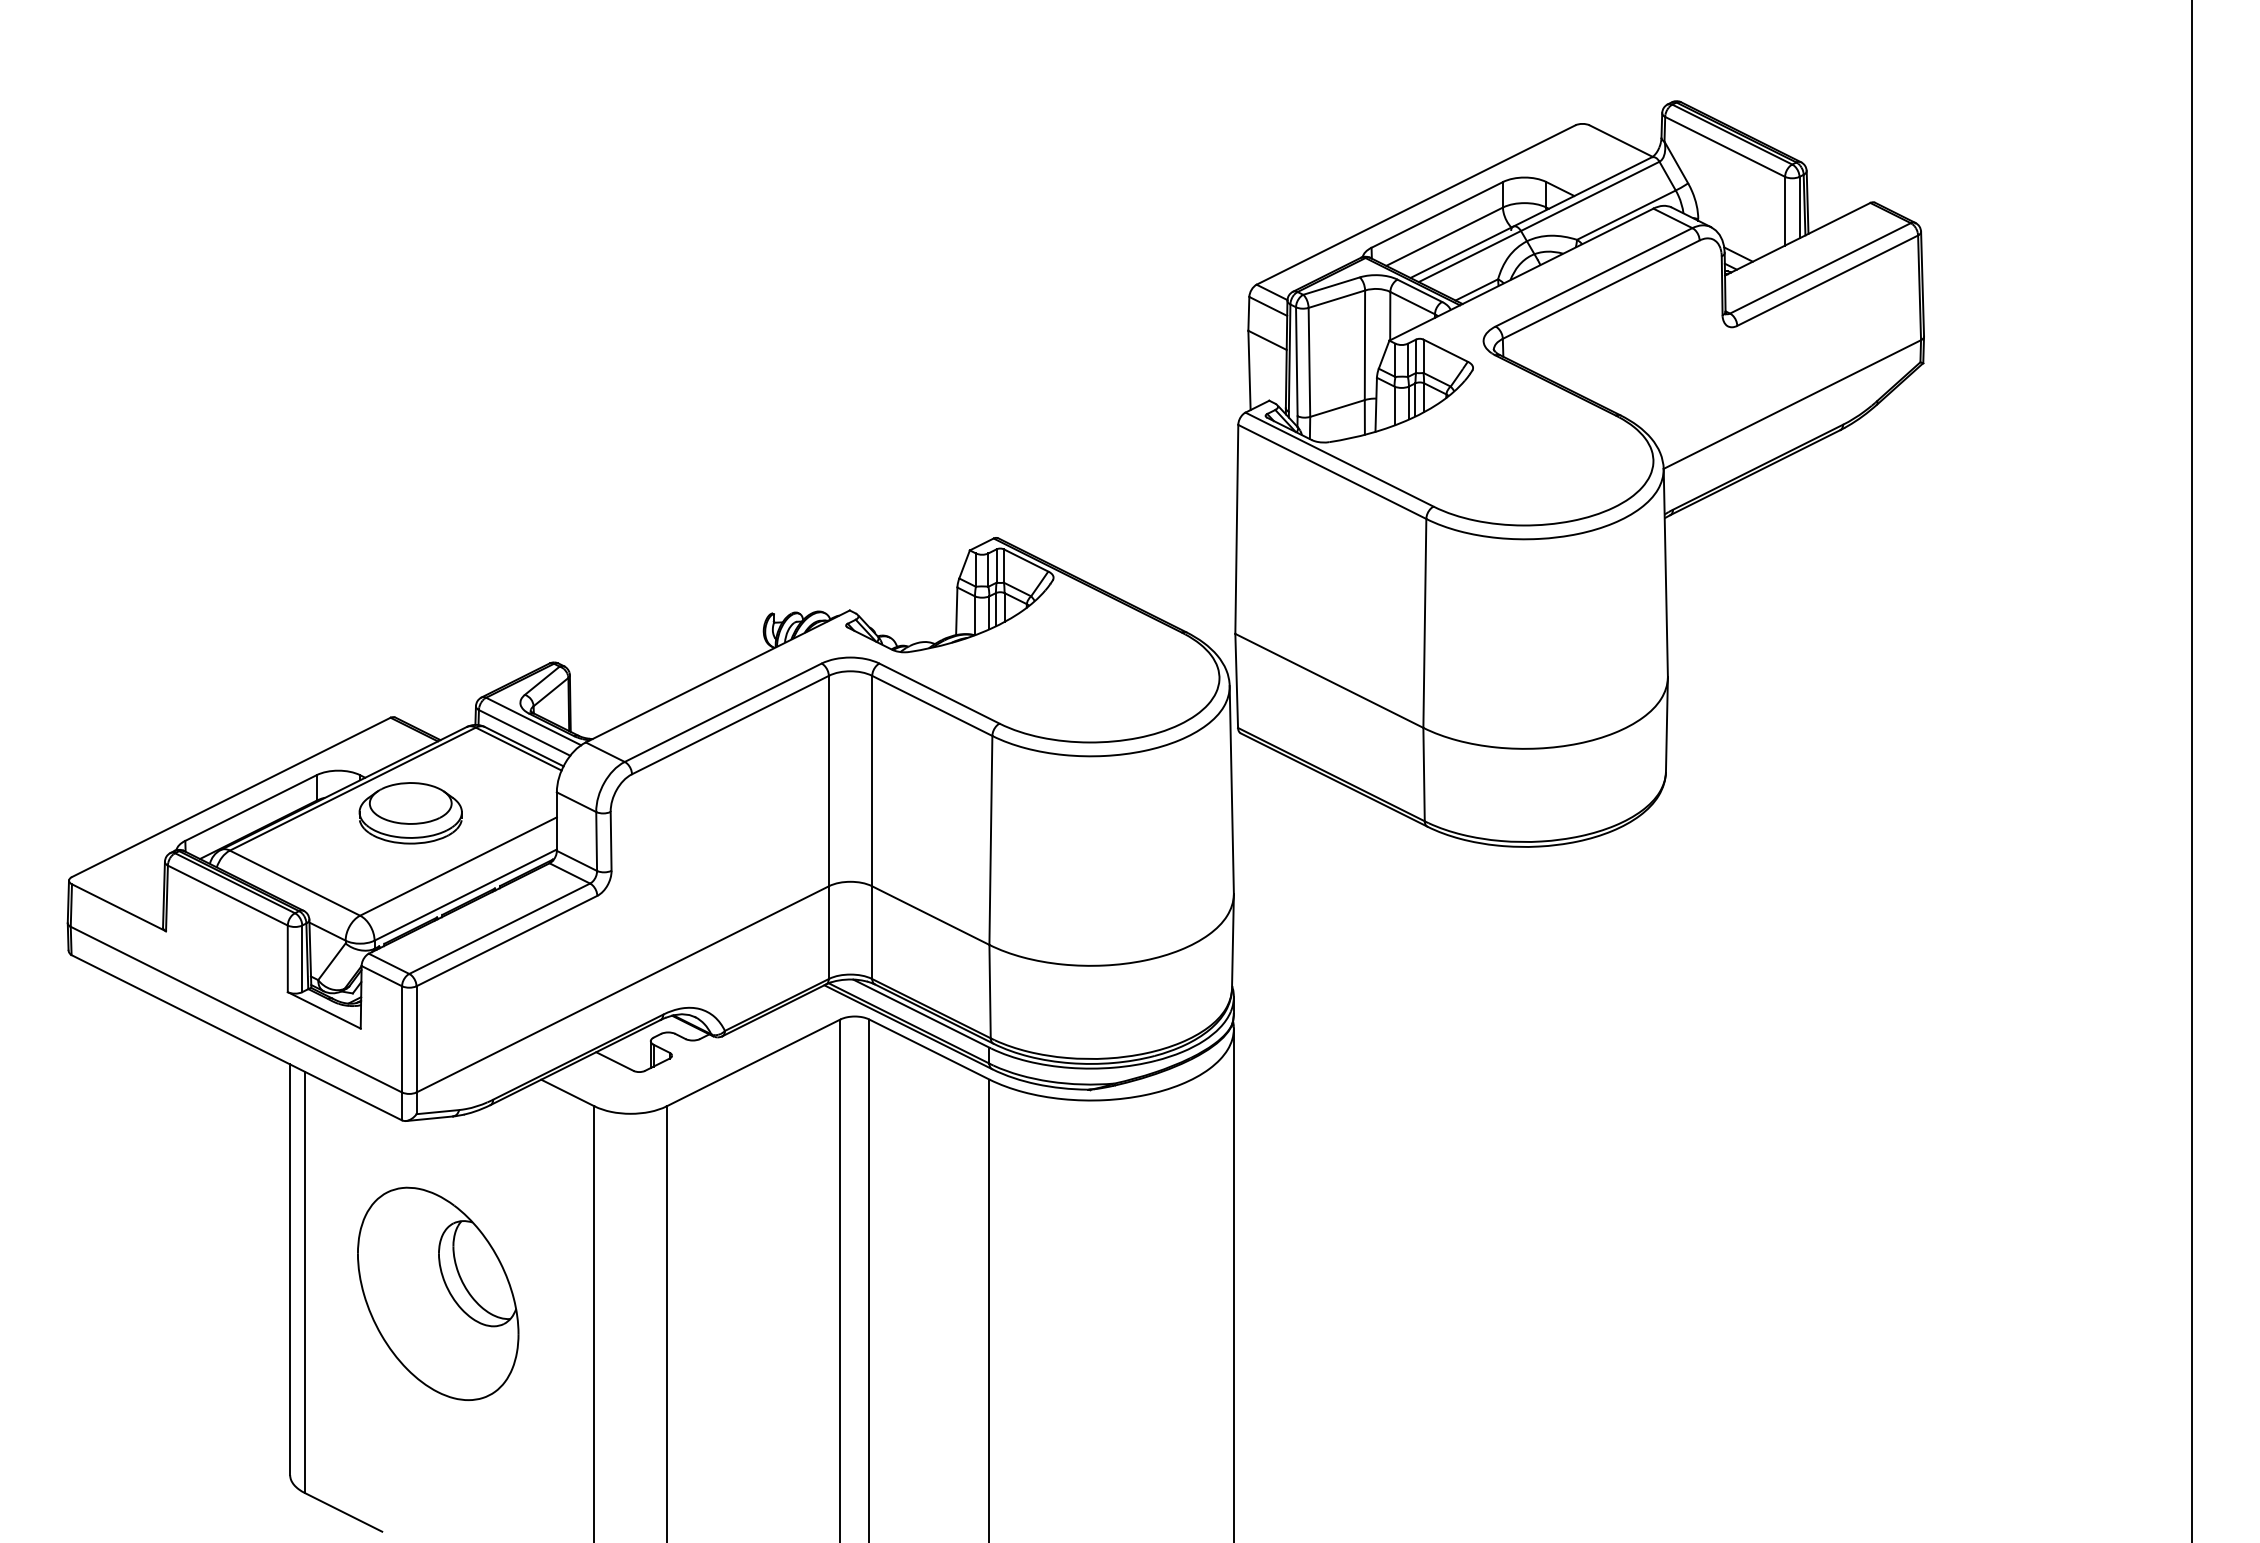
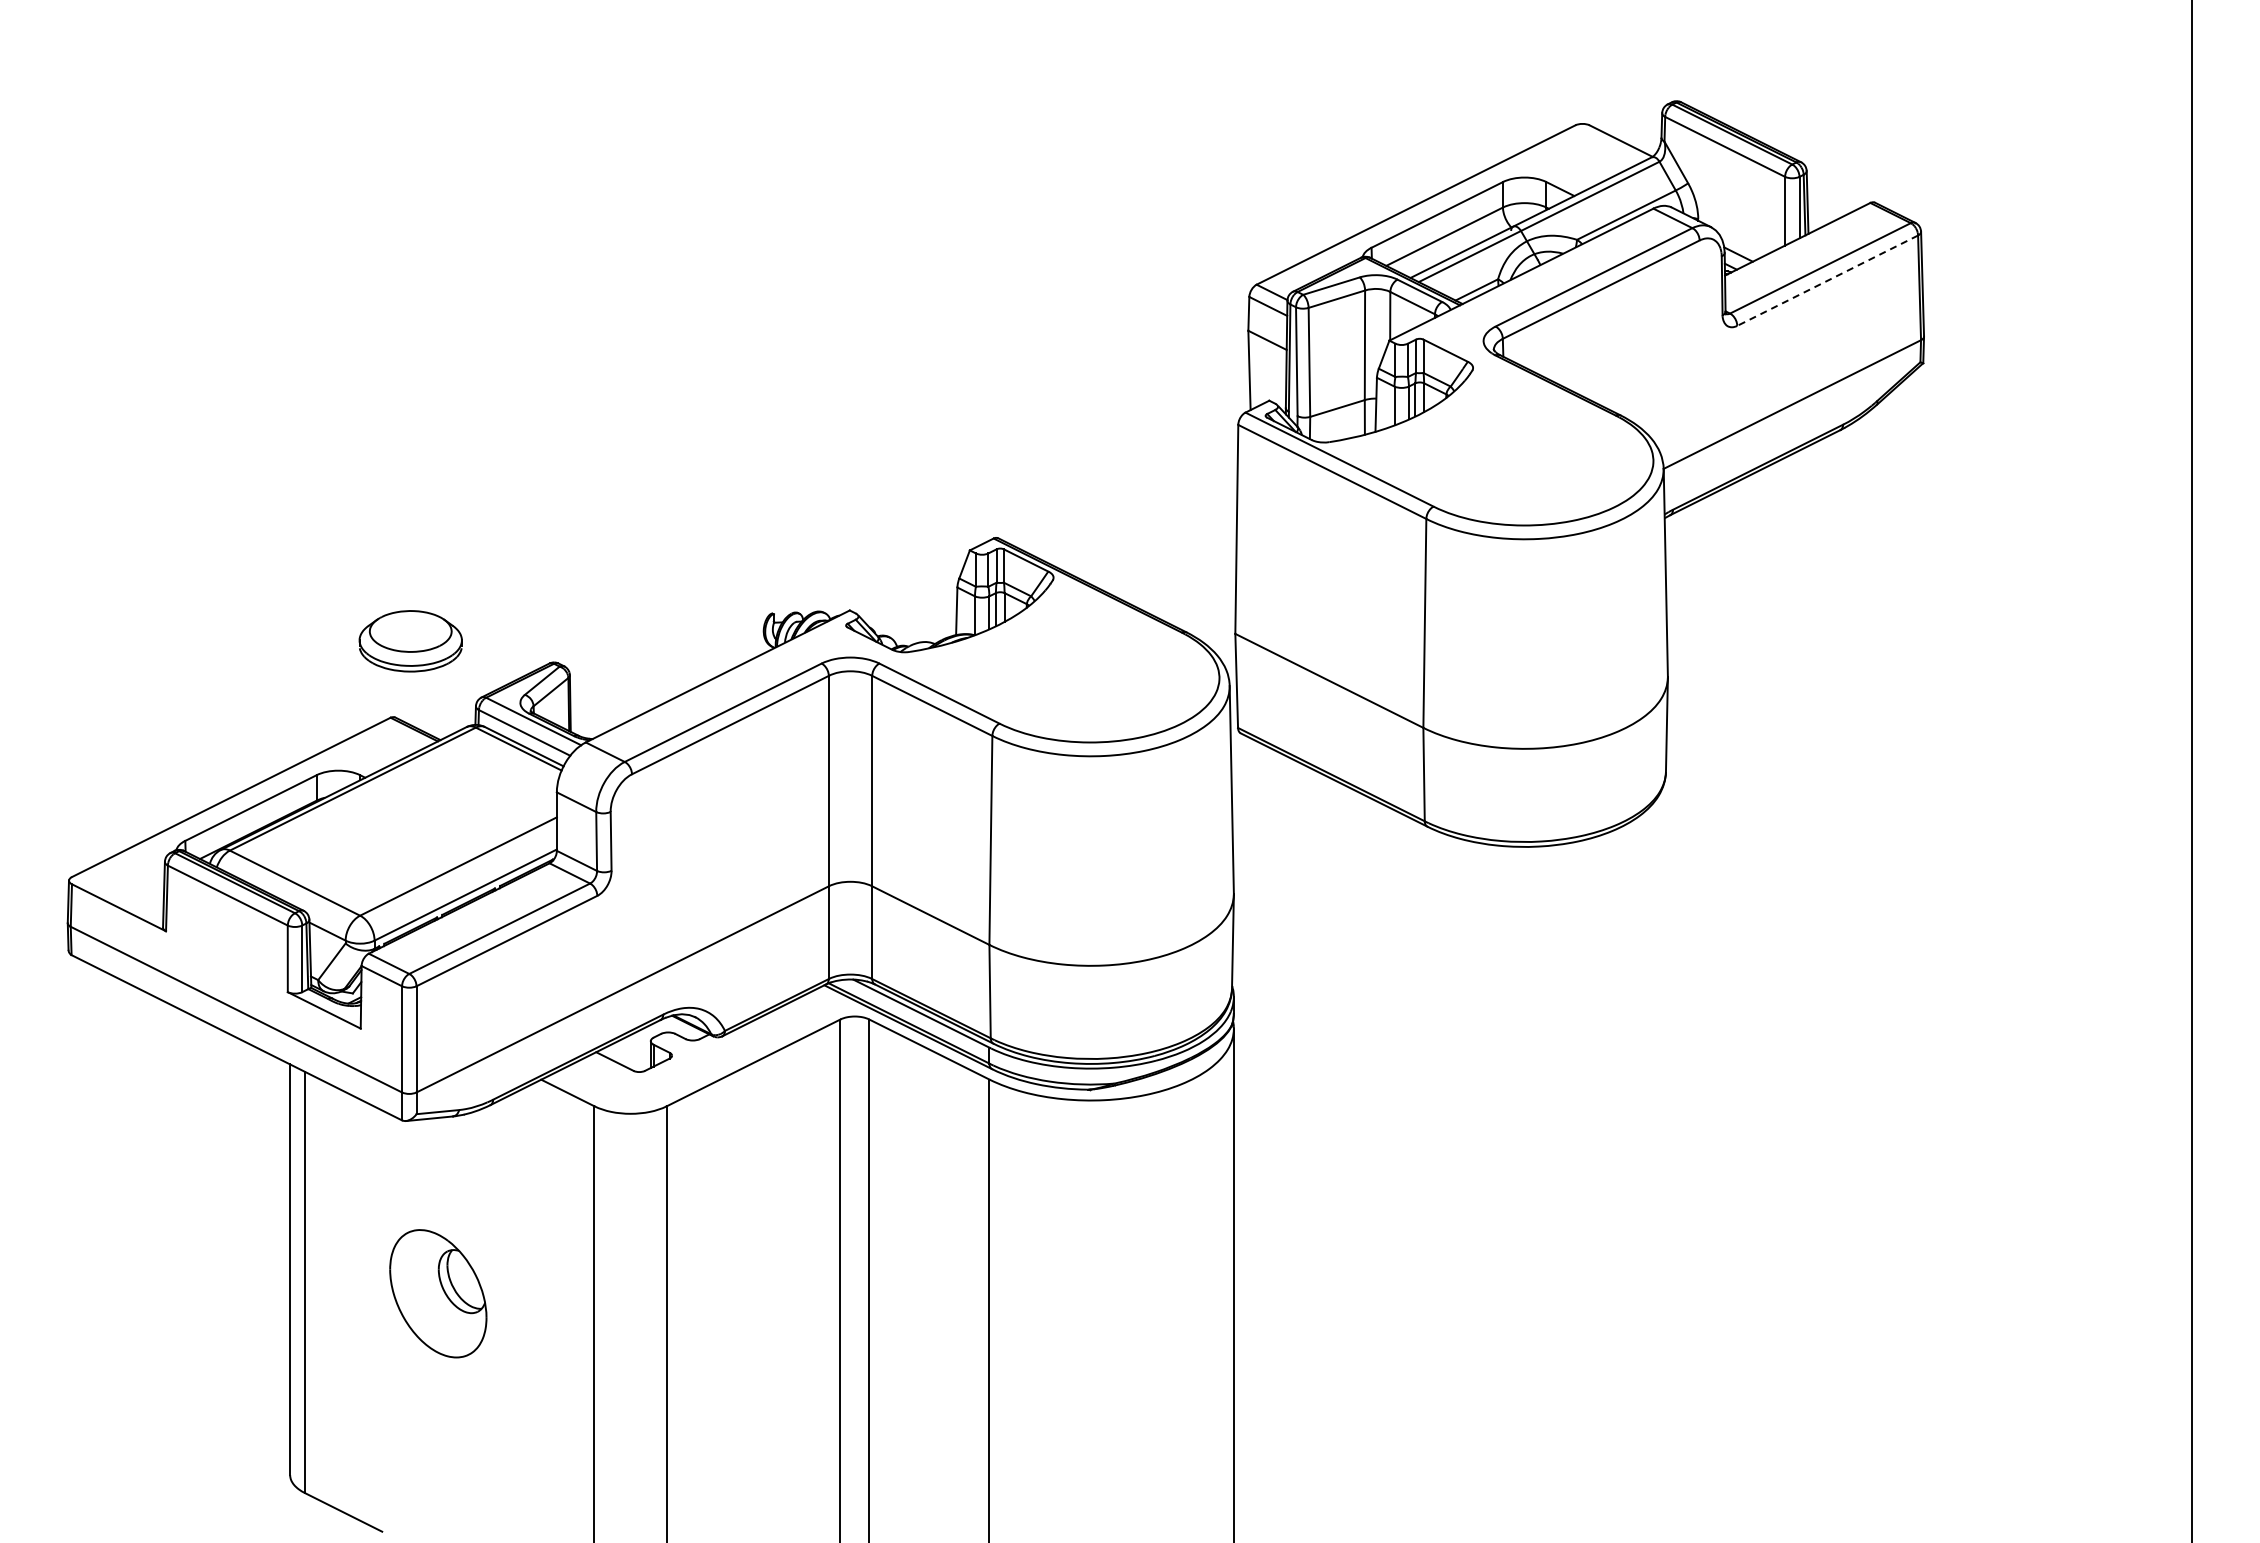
line: solid -> dashed (1827, 280)
part position: (410, 813) -> (410, 641) (410, 641)
part size: 163x215 px -> 99x130 px (438, 1293)
